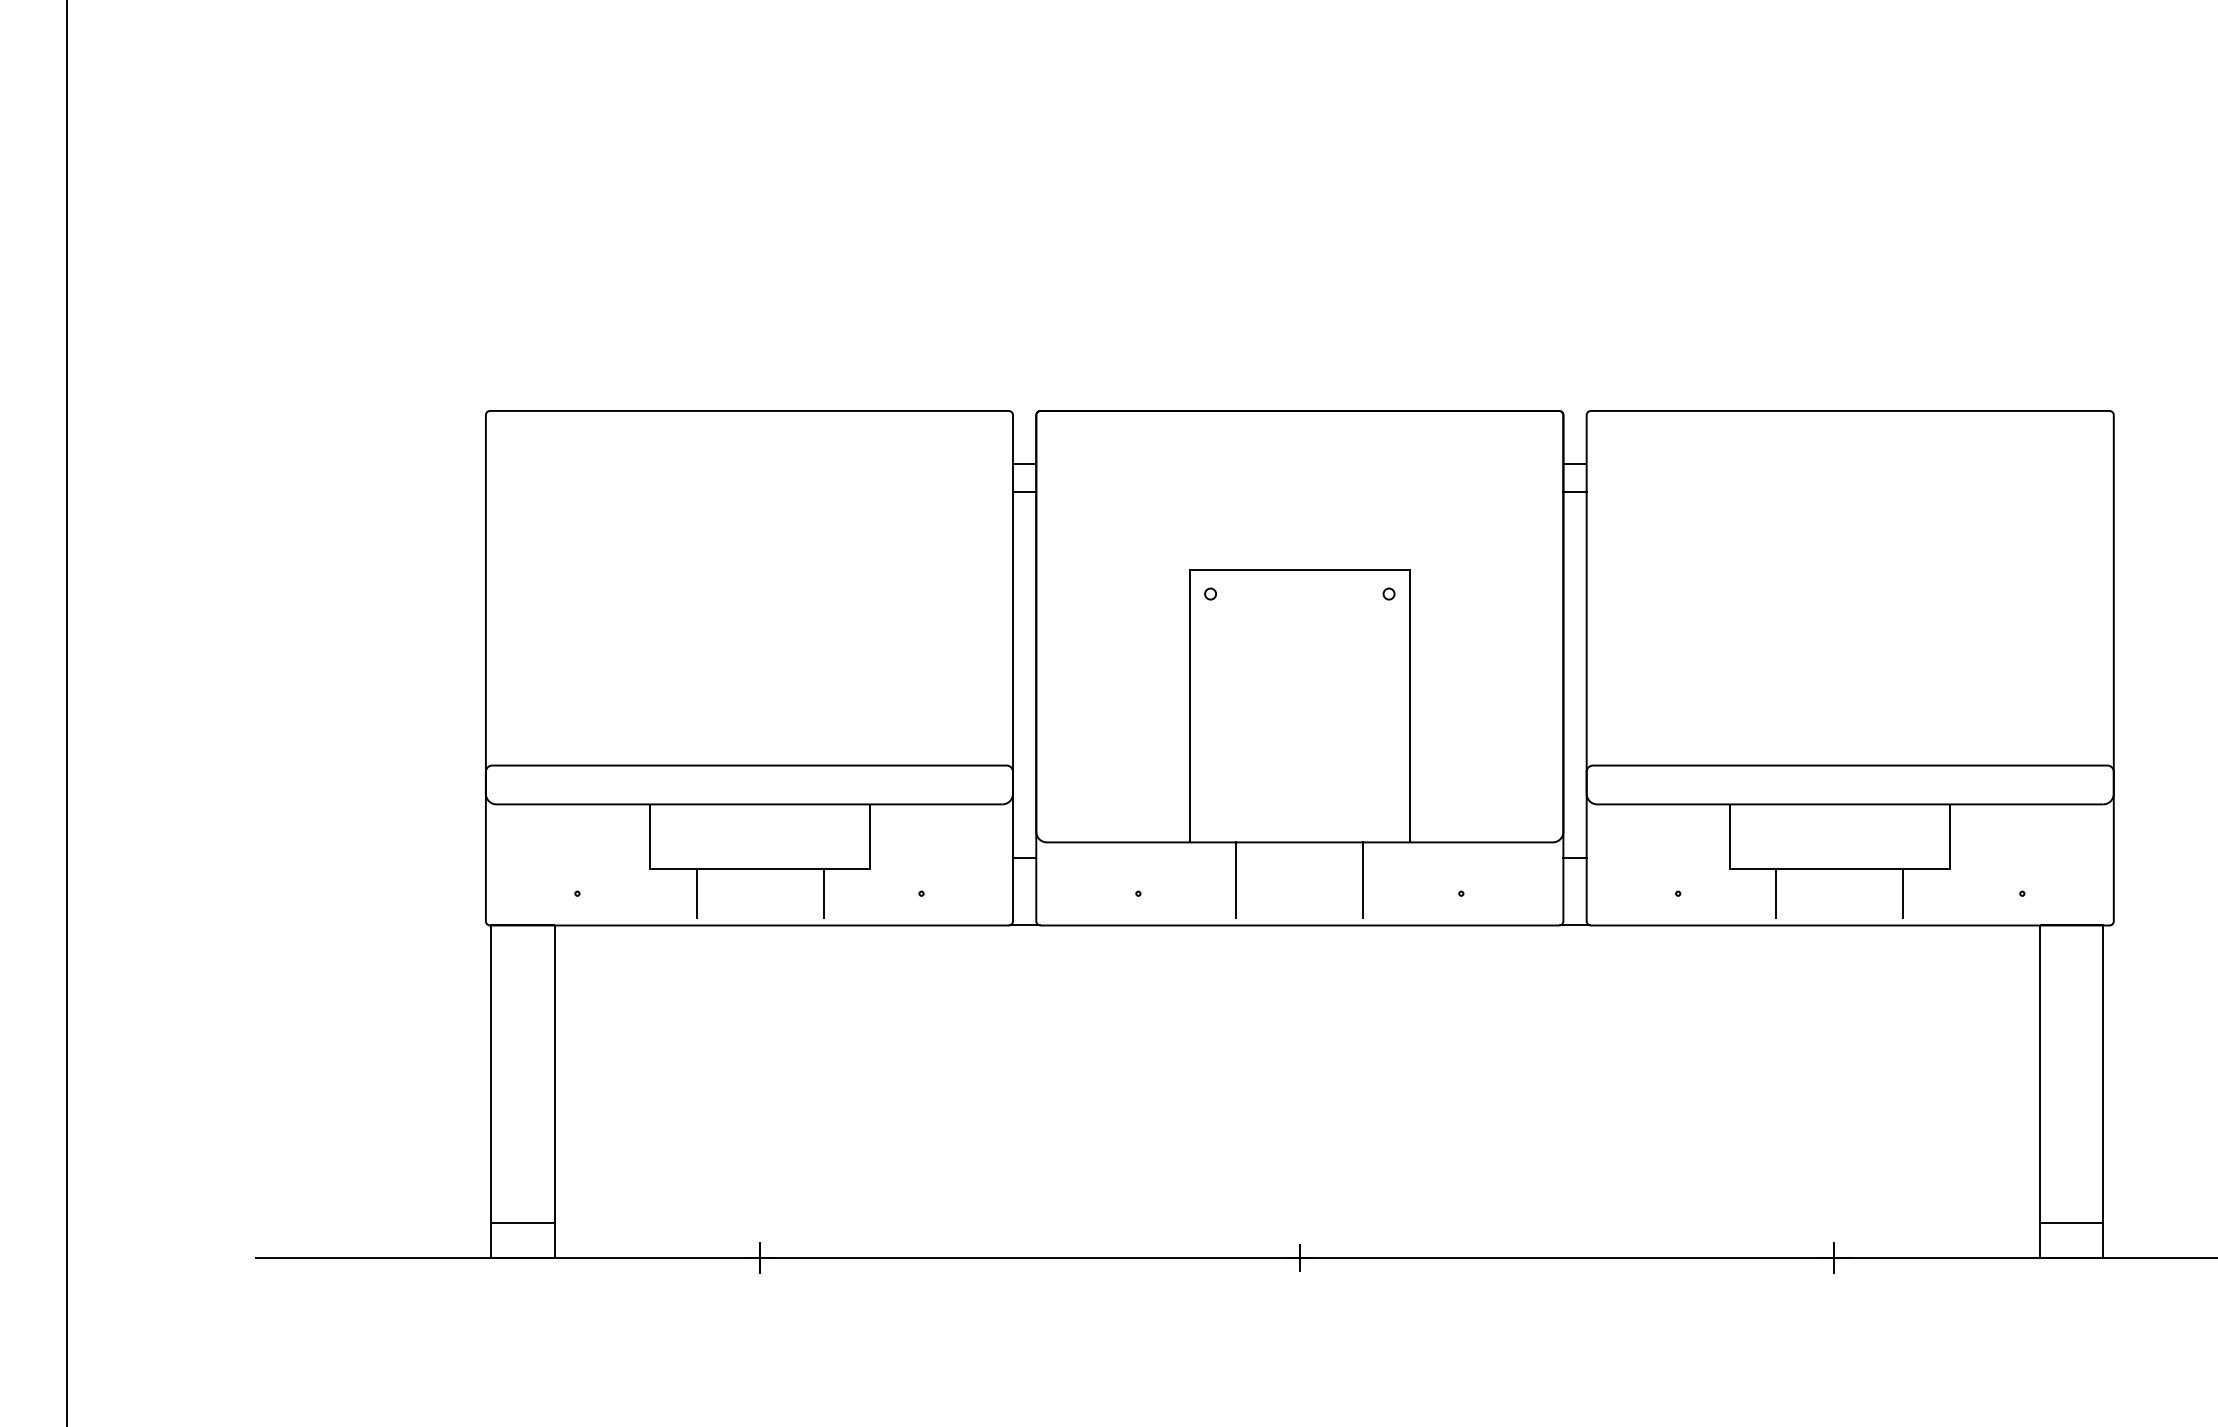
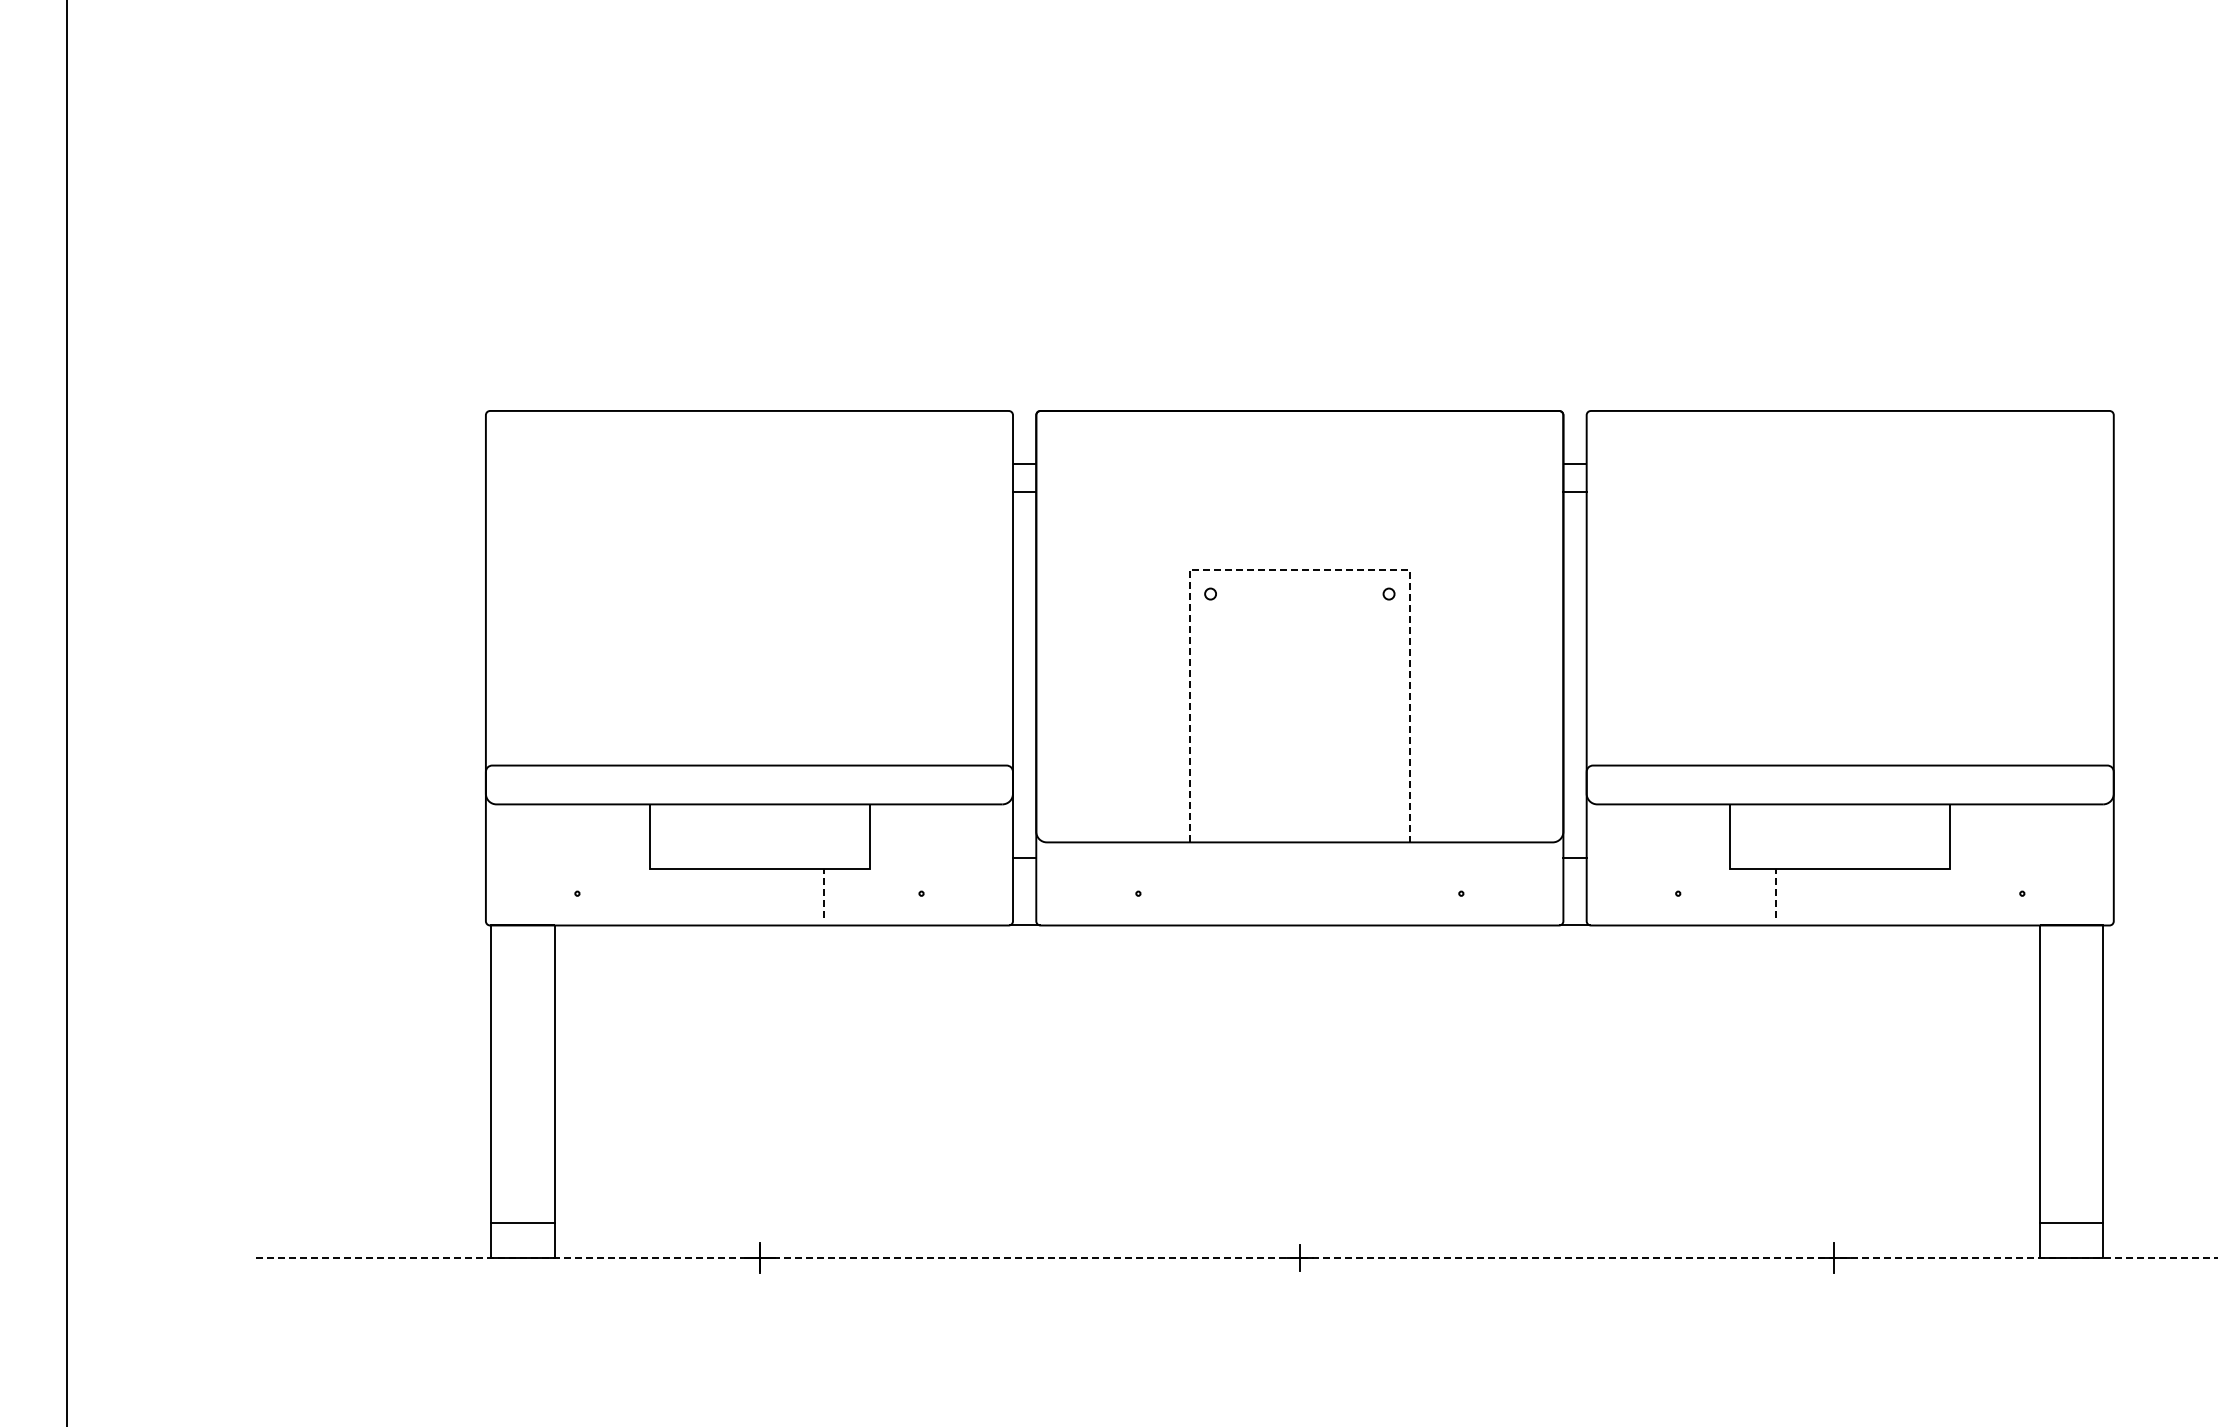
line: solid -> dashed (1300, 569)
line: present -> none (1236, 880)
line: present -> none (1363, 880)
line: present -> none (696, 893)
line: solid -> dashed (823, 893)
line: solid -> dashed (1776, 893)
line: present -> none (1903, 893)
line: solid -> dashed (1236, 1257)
